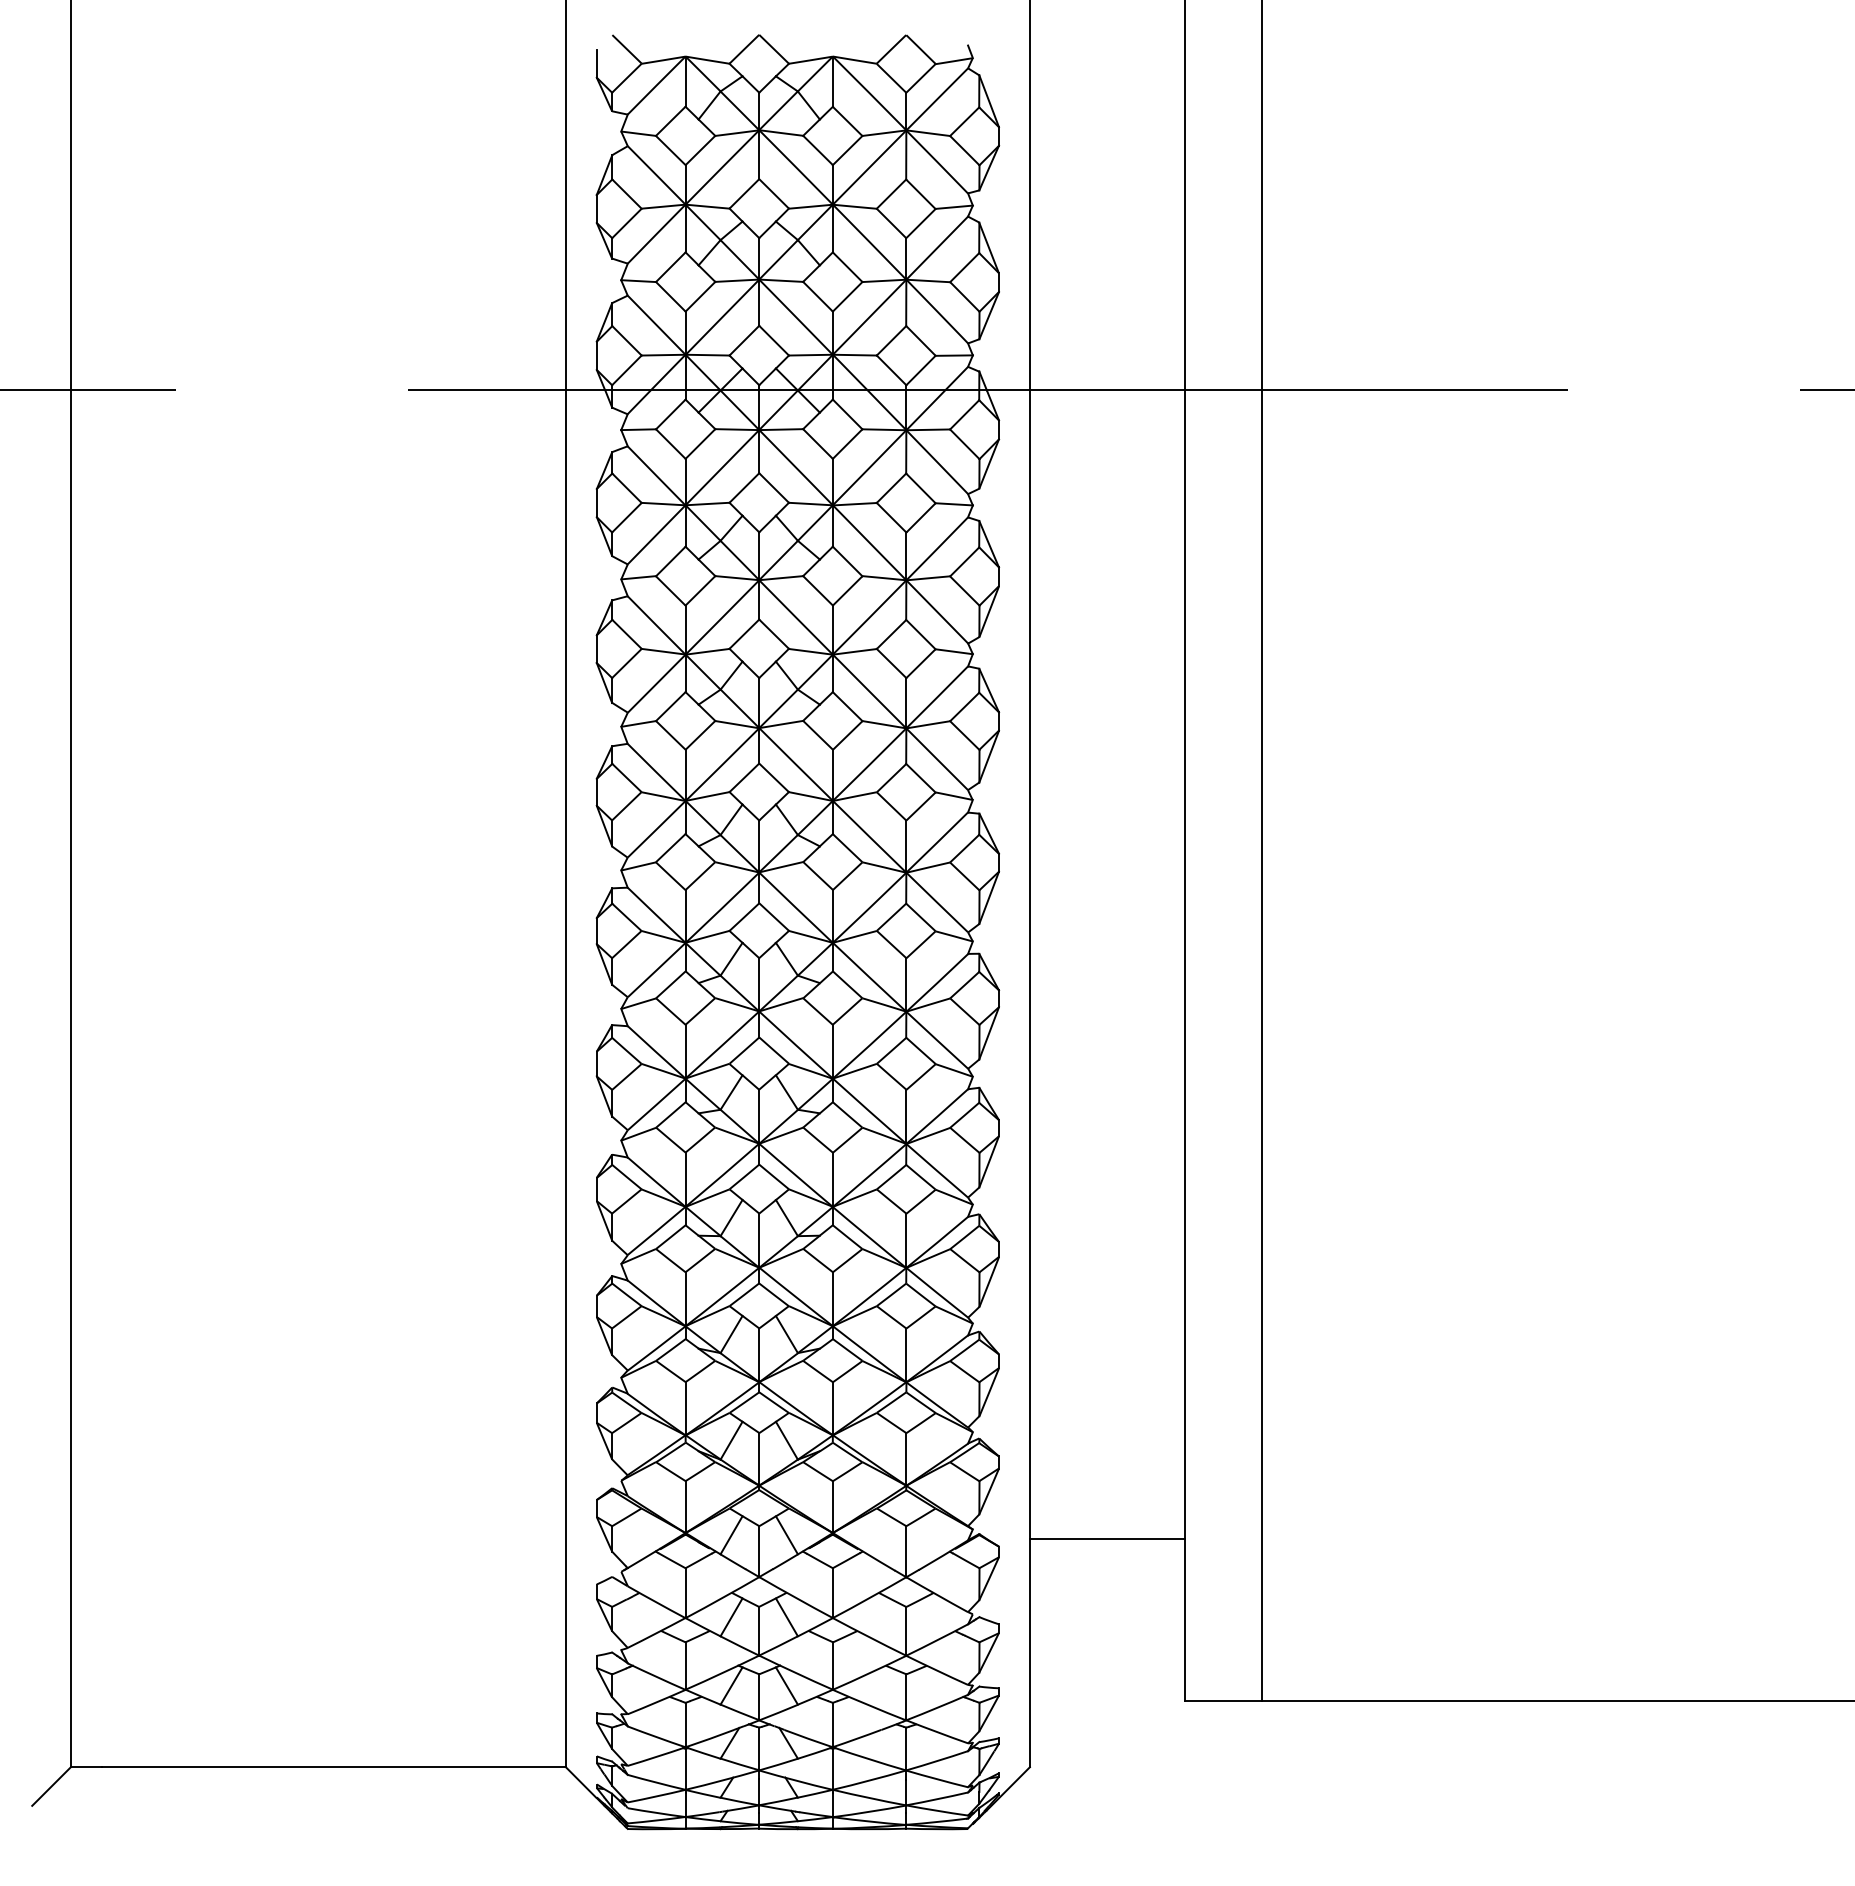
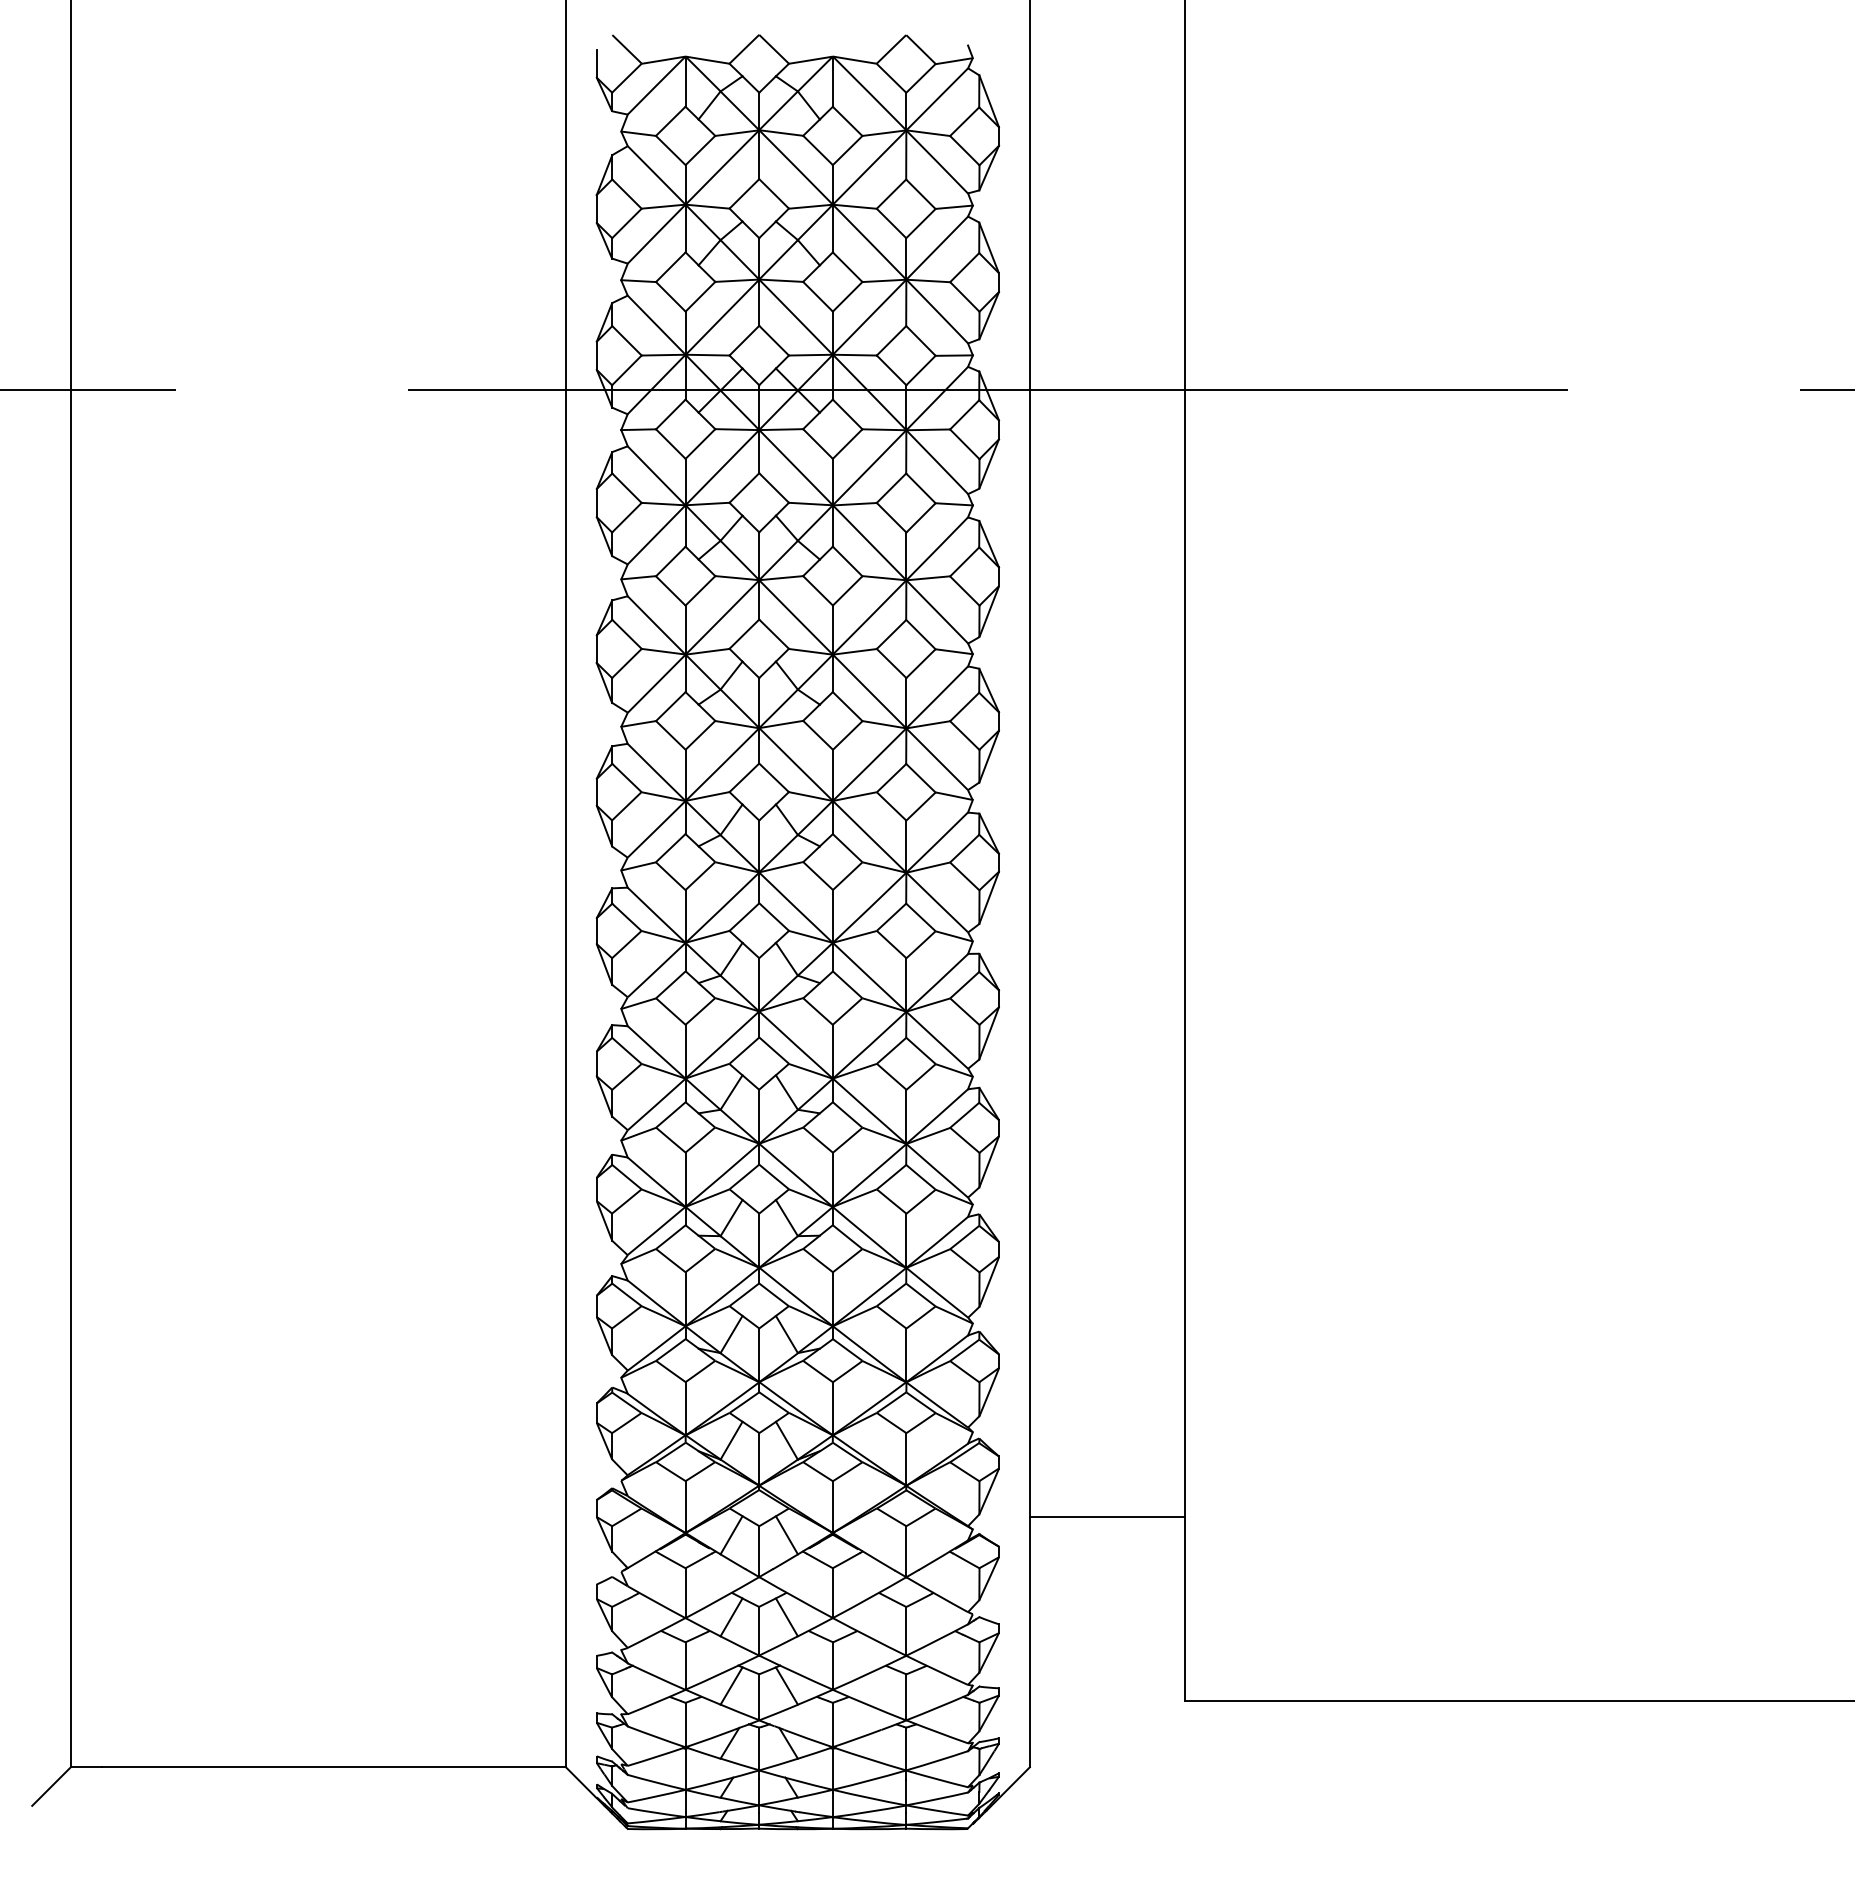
line: present -> none (1261, 851)
line position: (1106, 1539) -> (1106, 1517) (1106, 1517)
